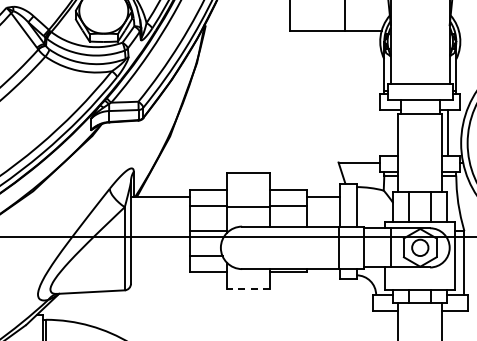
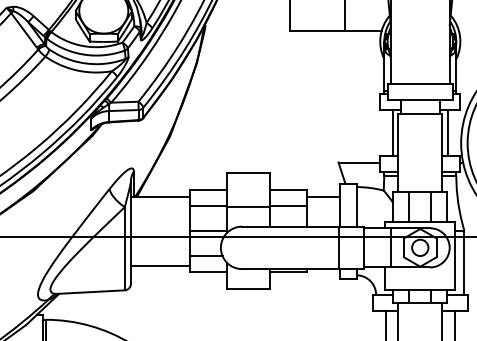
line: none -> present (392, 132)
line: none -> present (159, 265)
line: dashed -> solid (248, 289)
line: none -> present (385, 324)
line: none -> present (454, 324)
